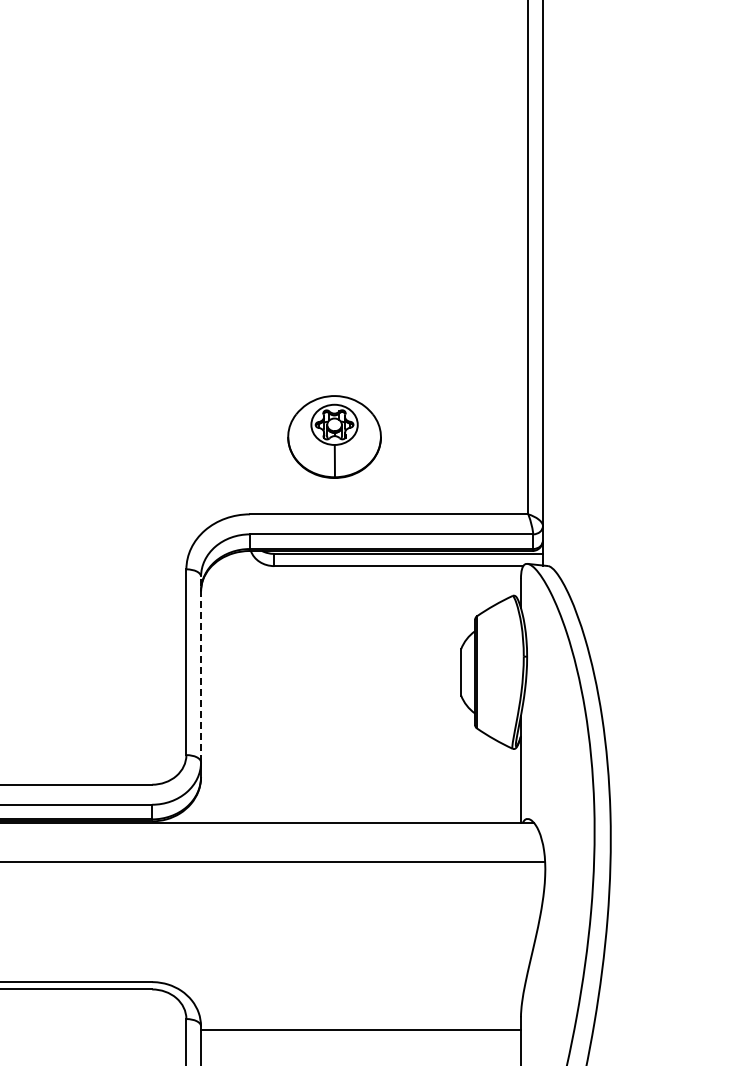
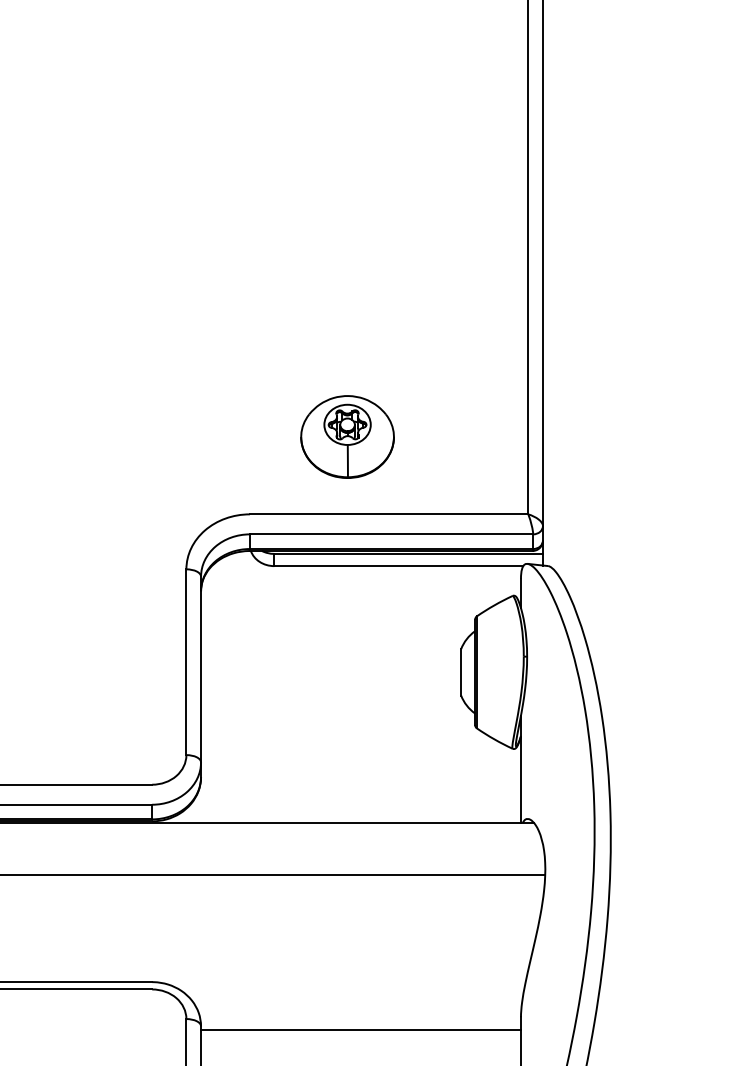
part position: (334, 436) -> (347, 436) (347, 436)
line: dashed -> solid (201, 669)
line position: (273, 861) -> (273, 874) (273, 874)
